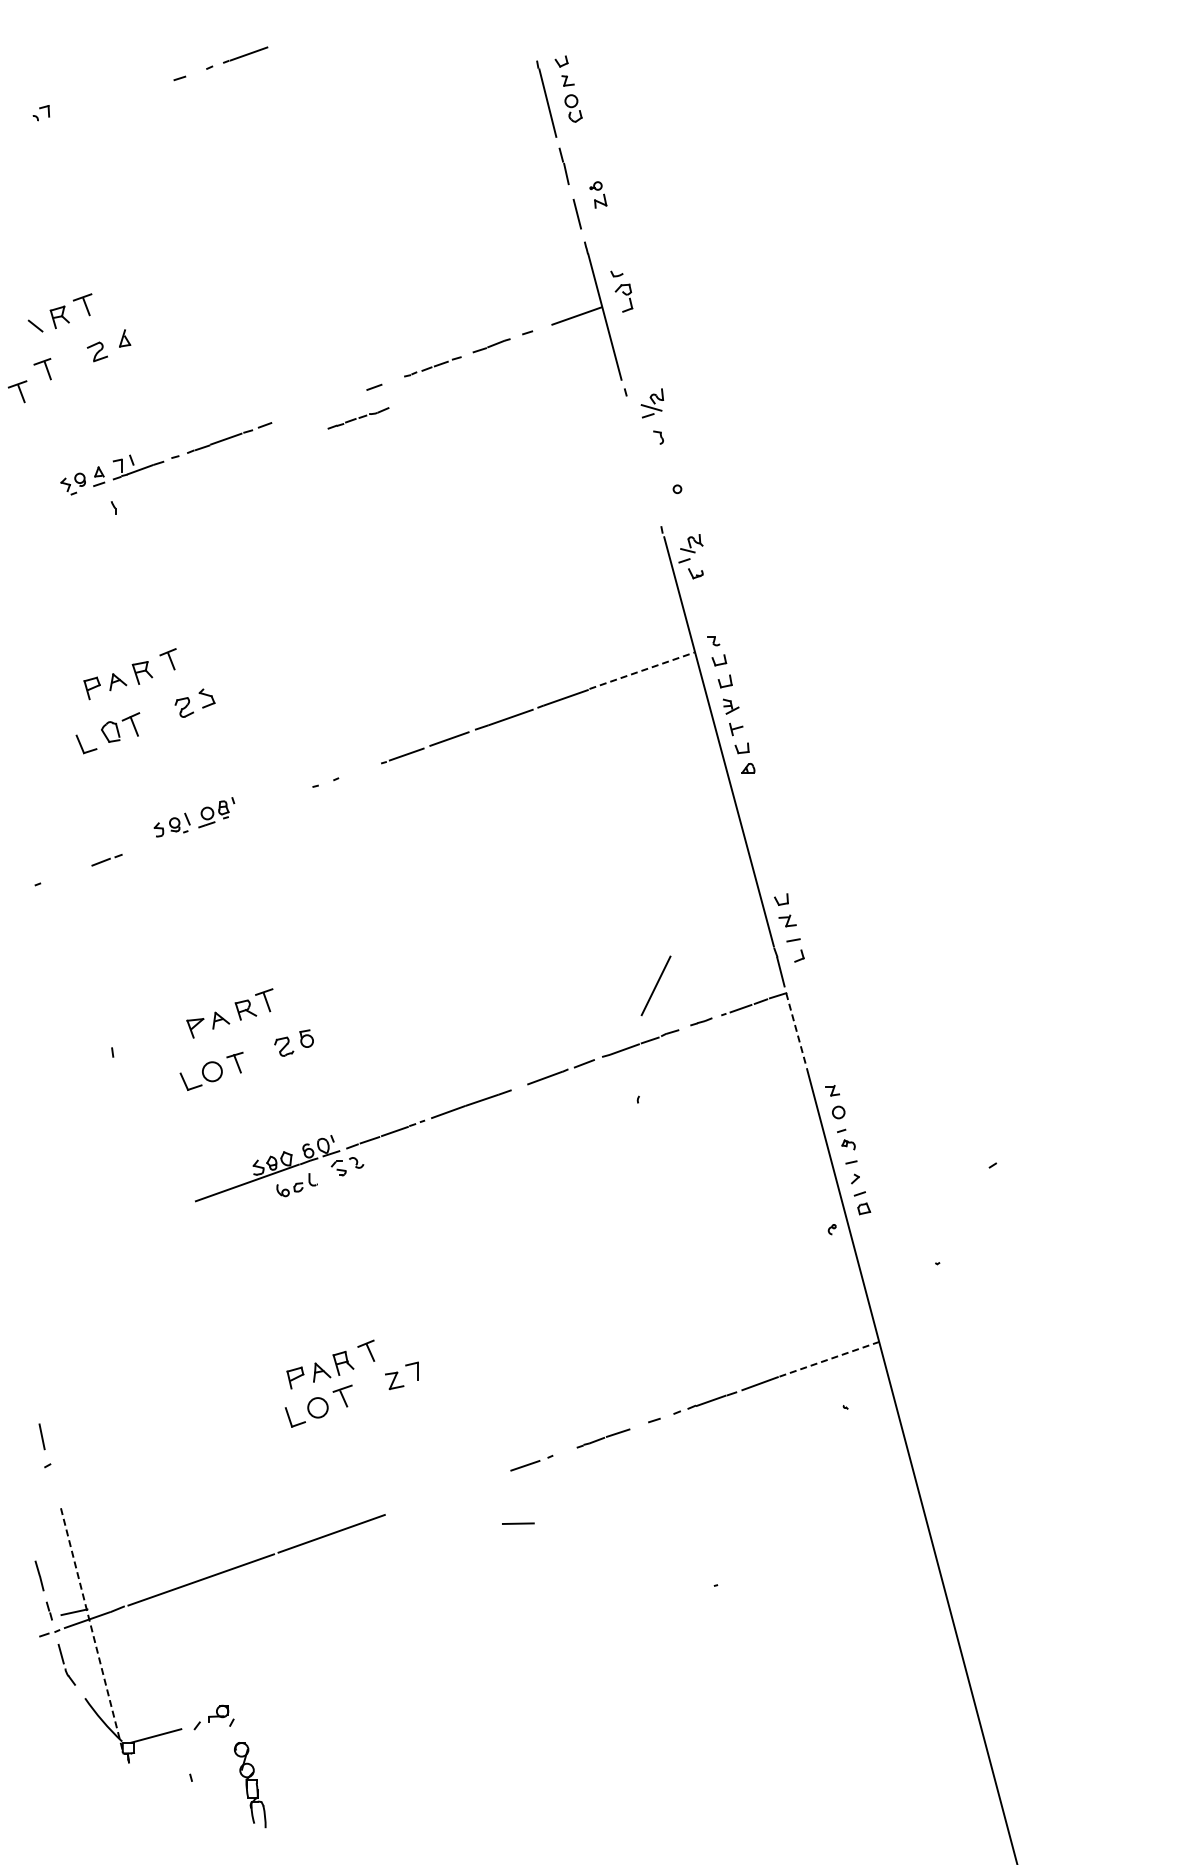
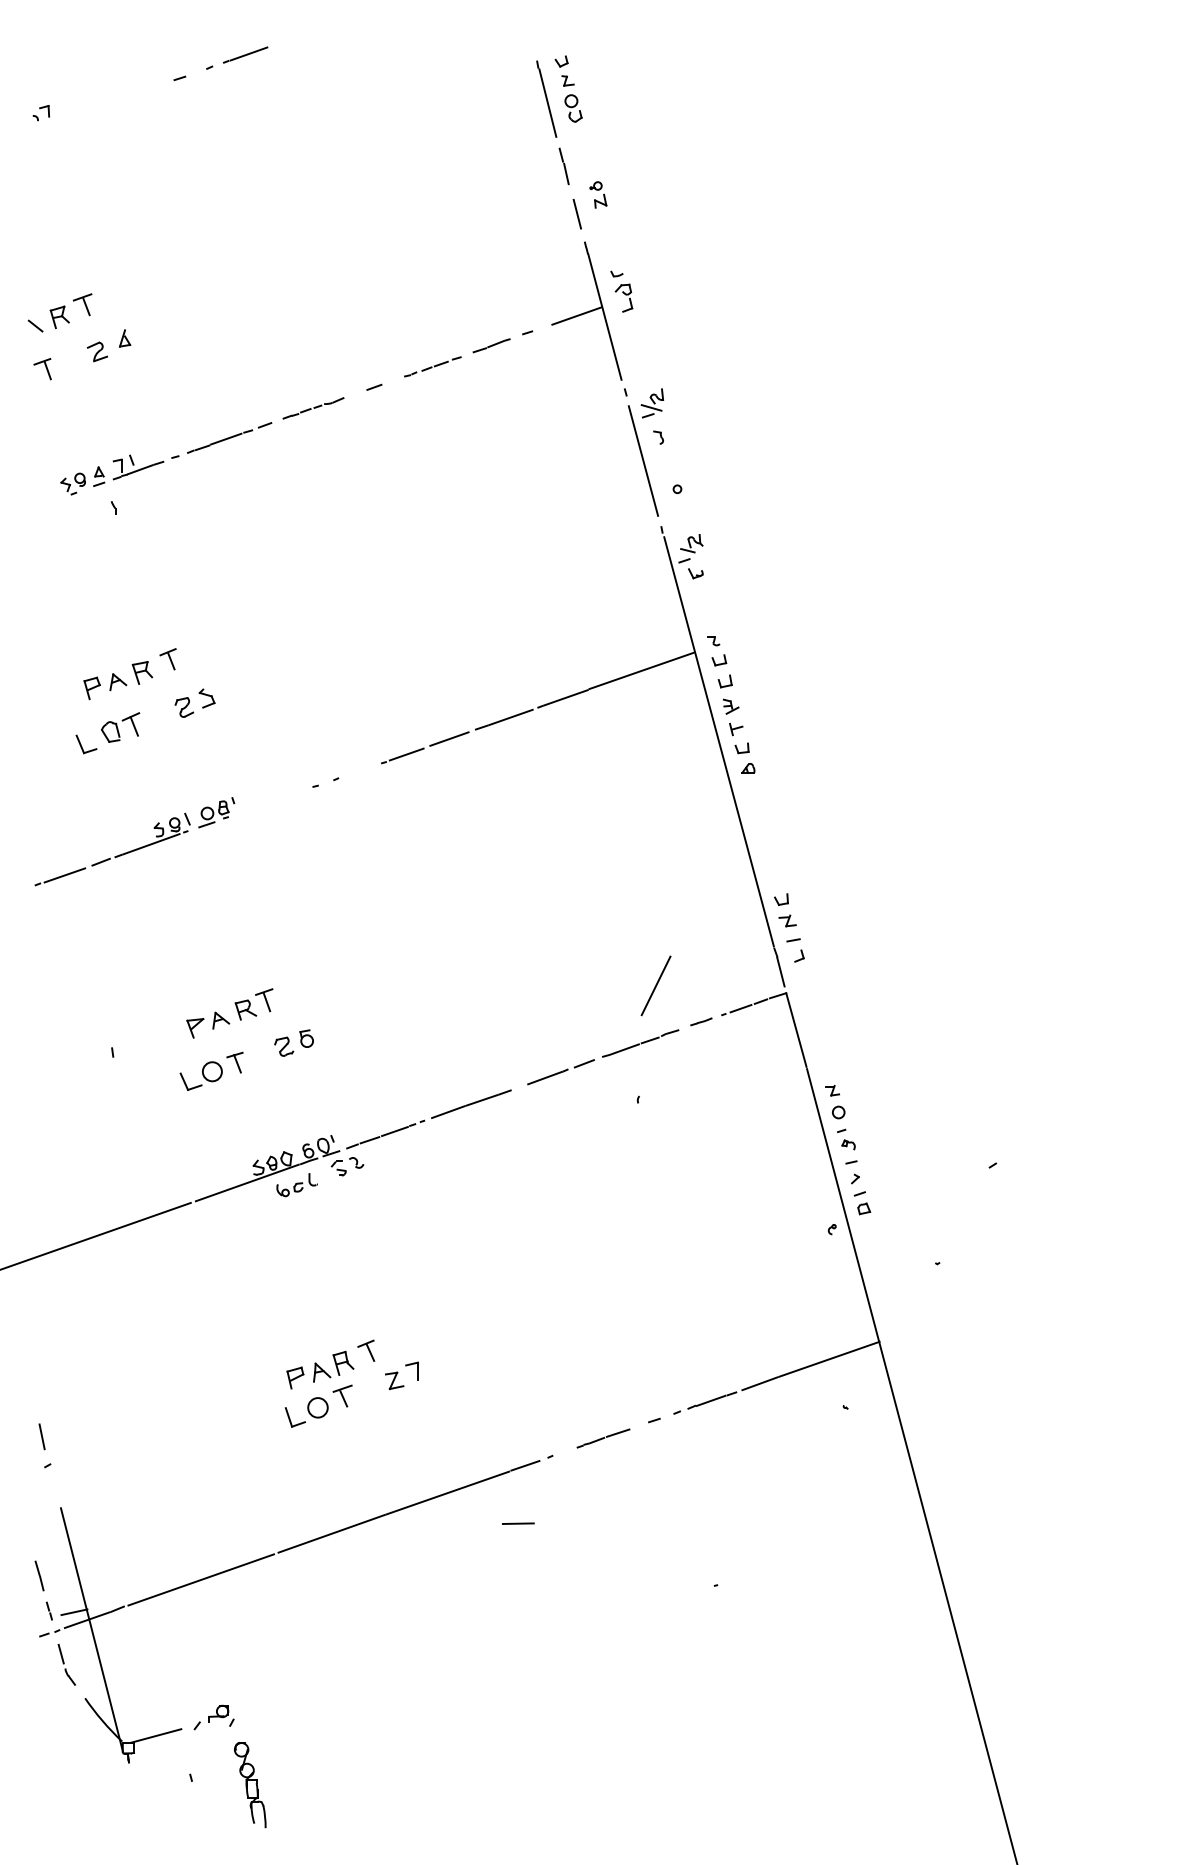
part: present -> none (17, 391)
part position: (358, 418) -> (313, 408) (313, 408)
line: none -> present (643, 460)
line: dashed -> solid (642, 670)
line: none -> present (151, 844)
line: none -> present (64, 875)
line: dashed -> solid (796, 1030)
line: none -> present (96, 1235)
line: dashed -> solid (829, 1359)
line: none -> present (447, 1492)
line: dashed -> solid (92, 1630)
